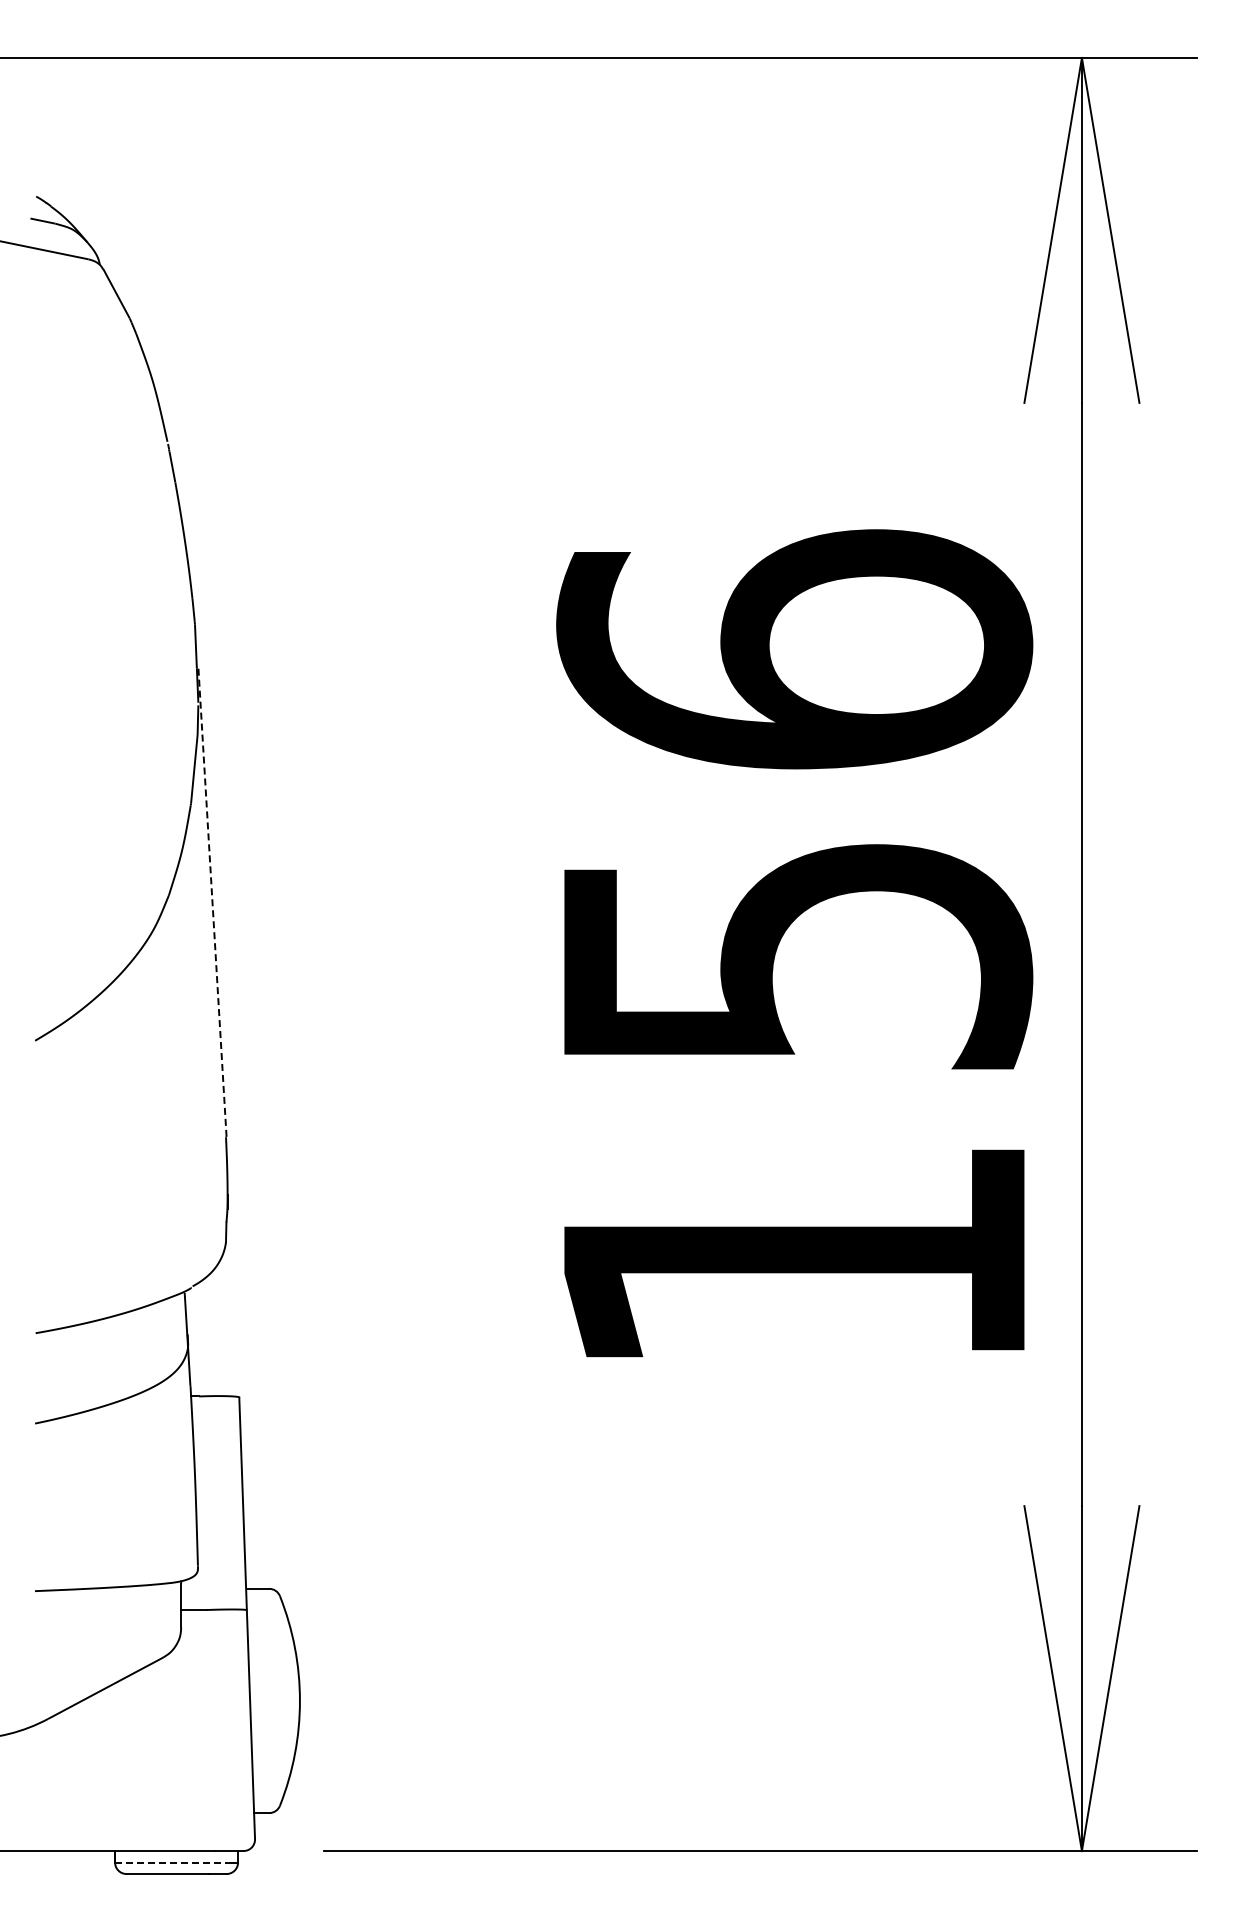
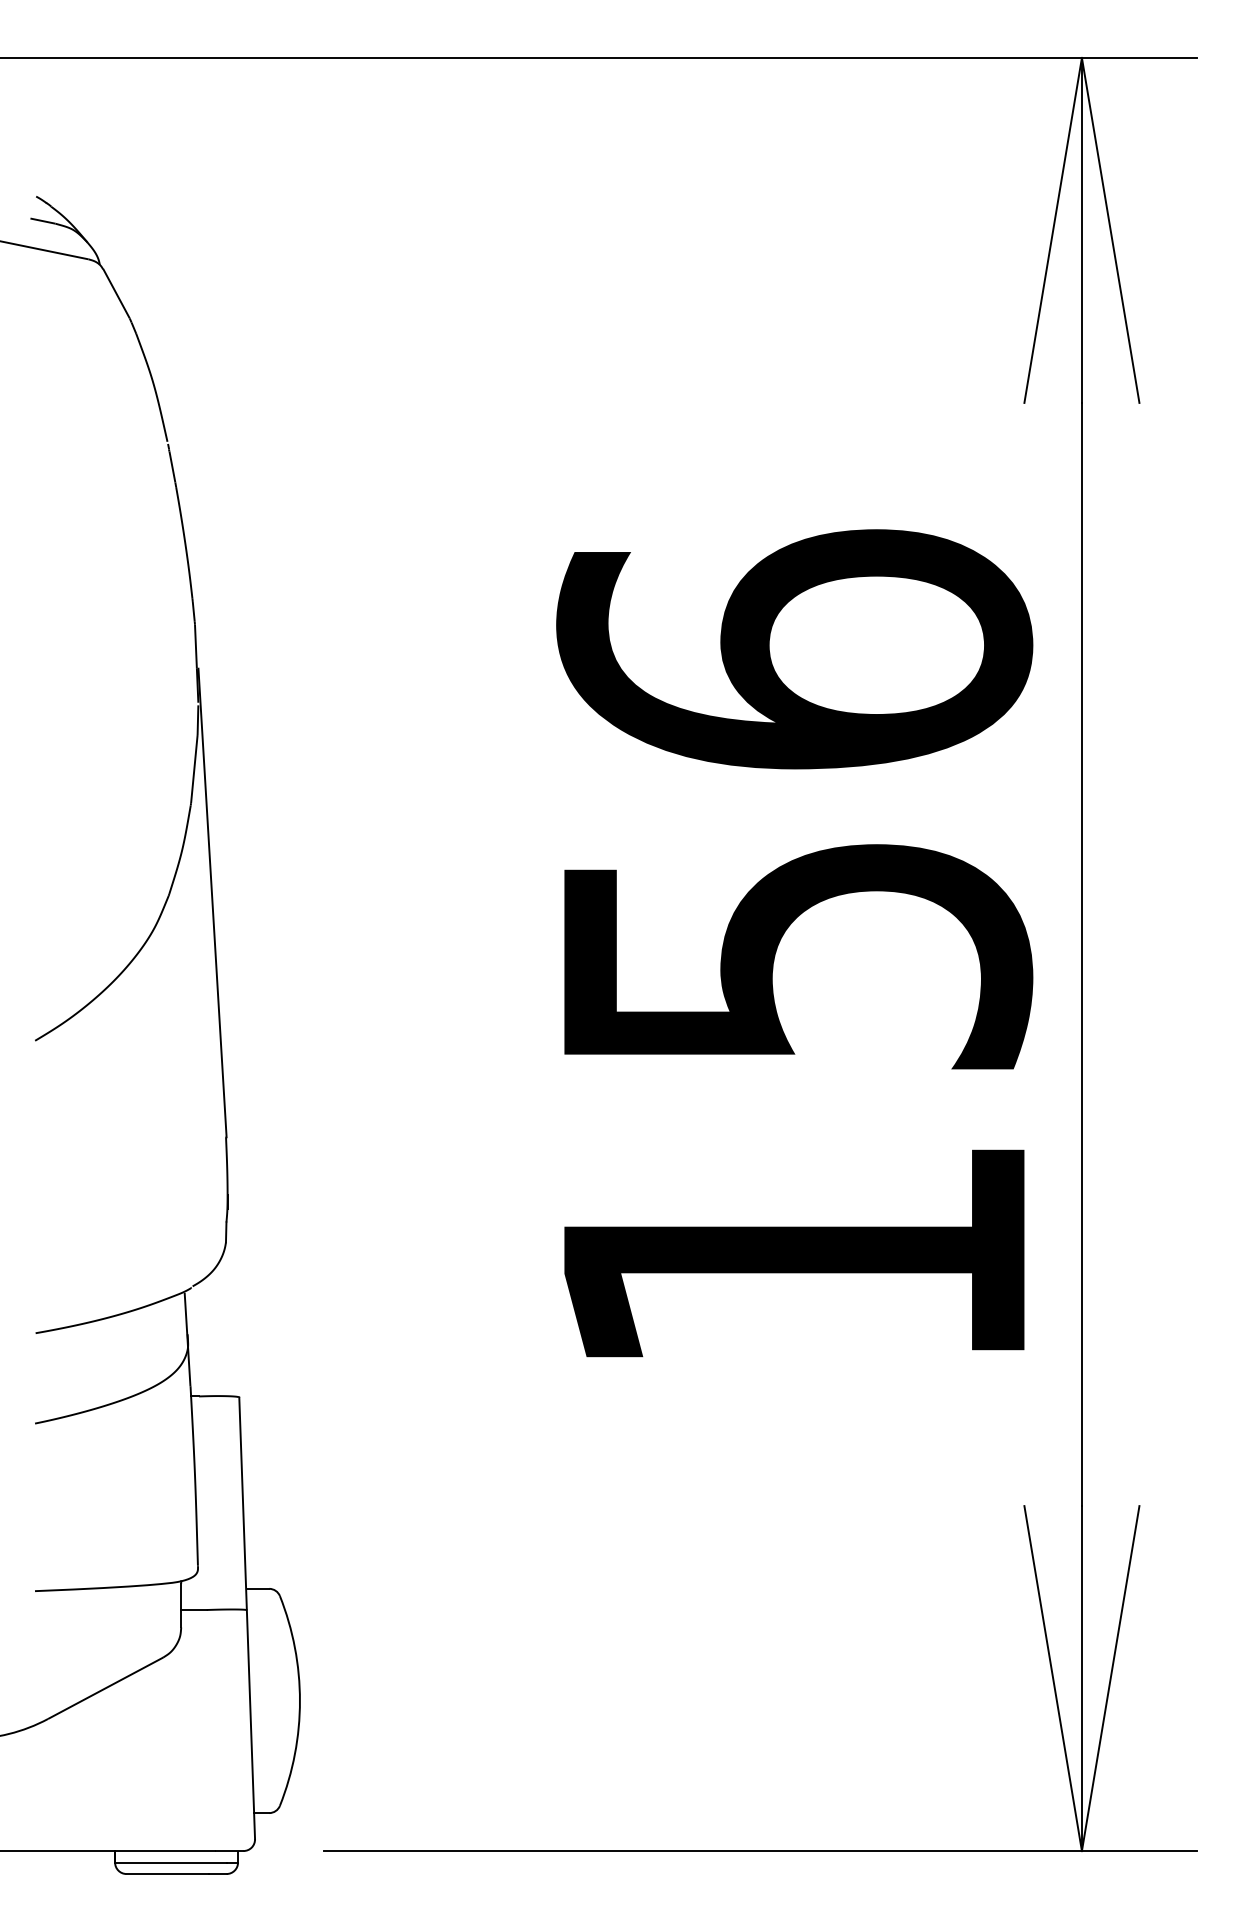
line: dashed -> solid (212, 903)
line: dashed -> solid (170, 1862)
